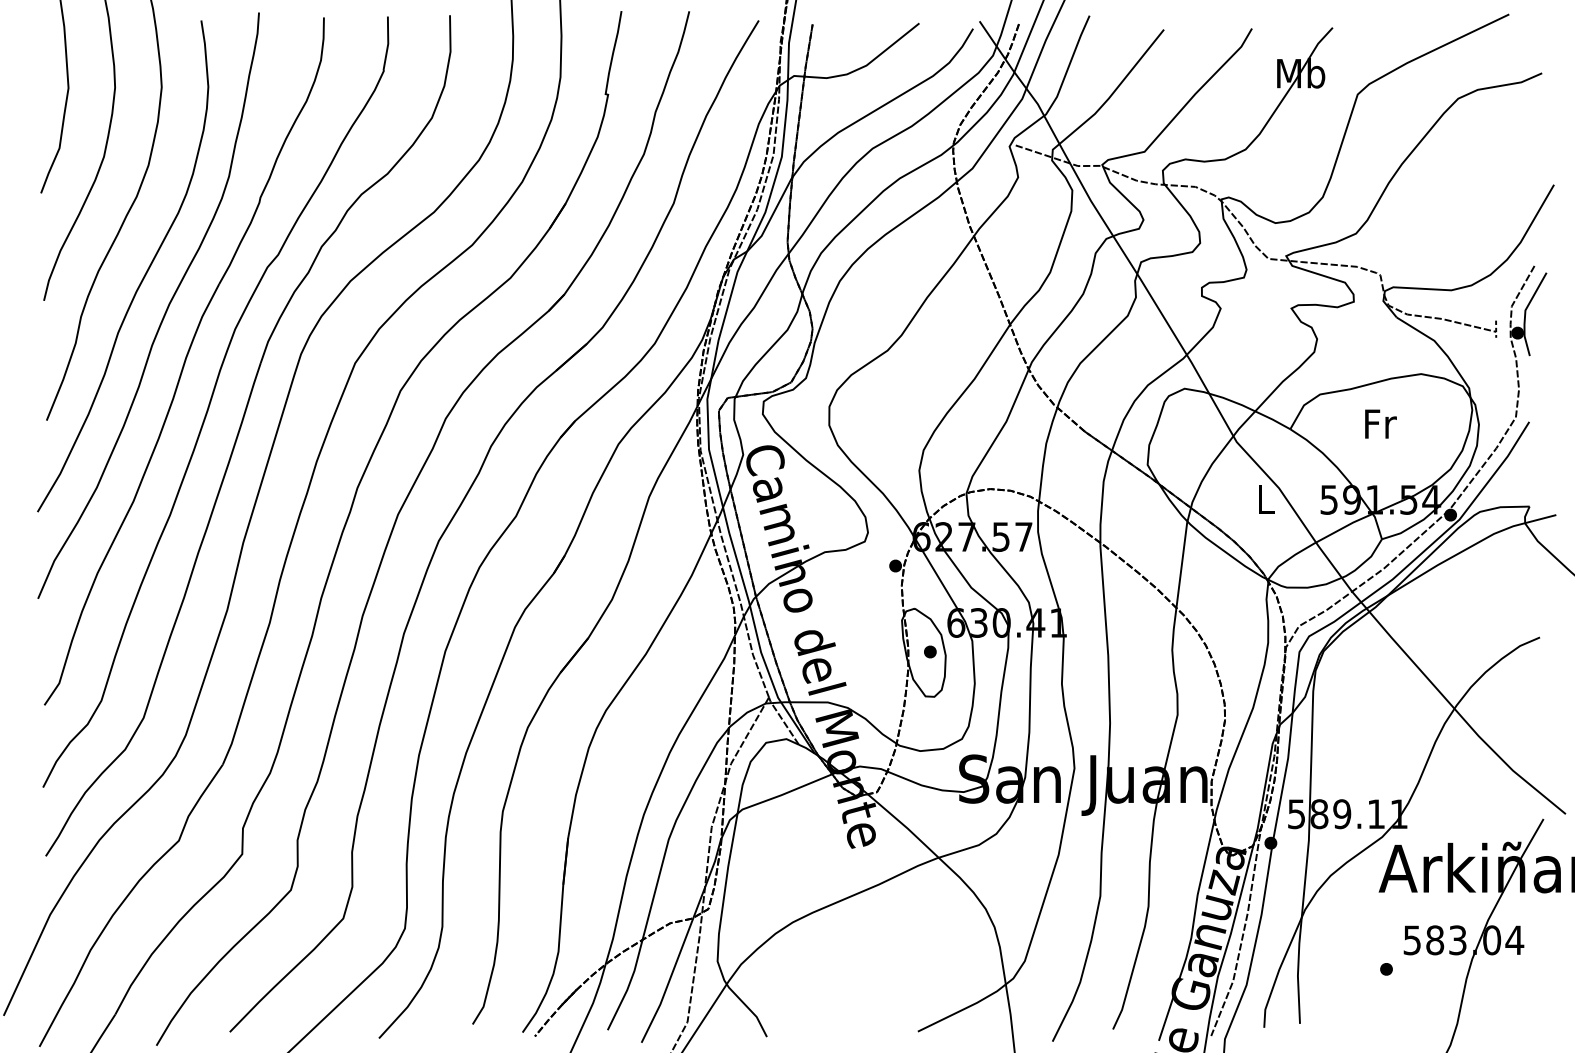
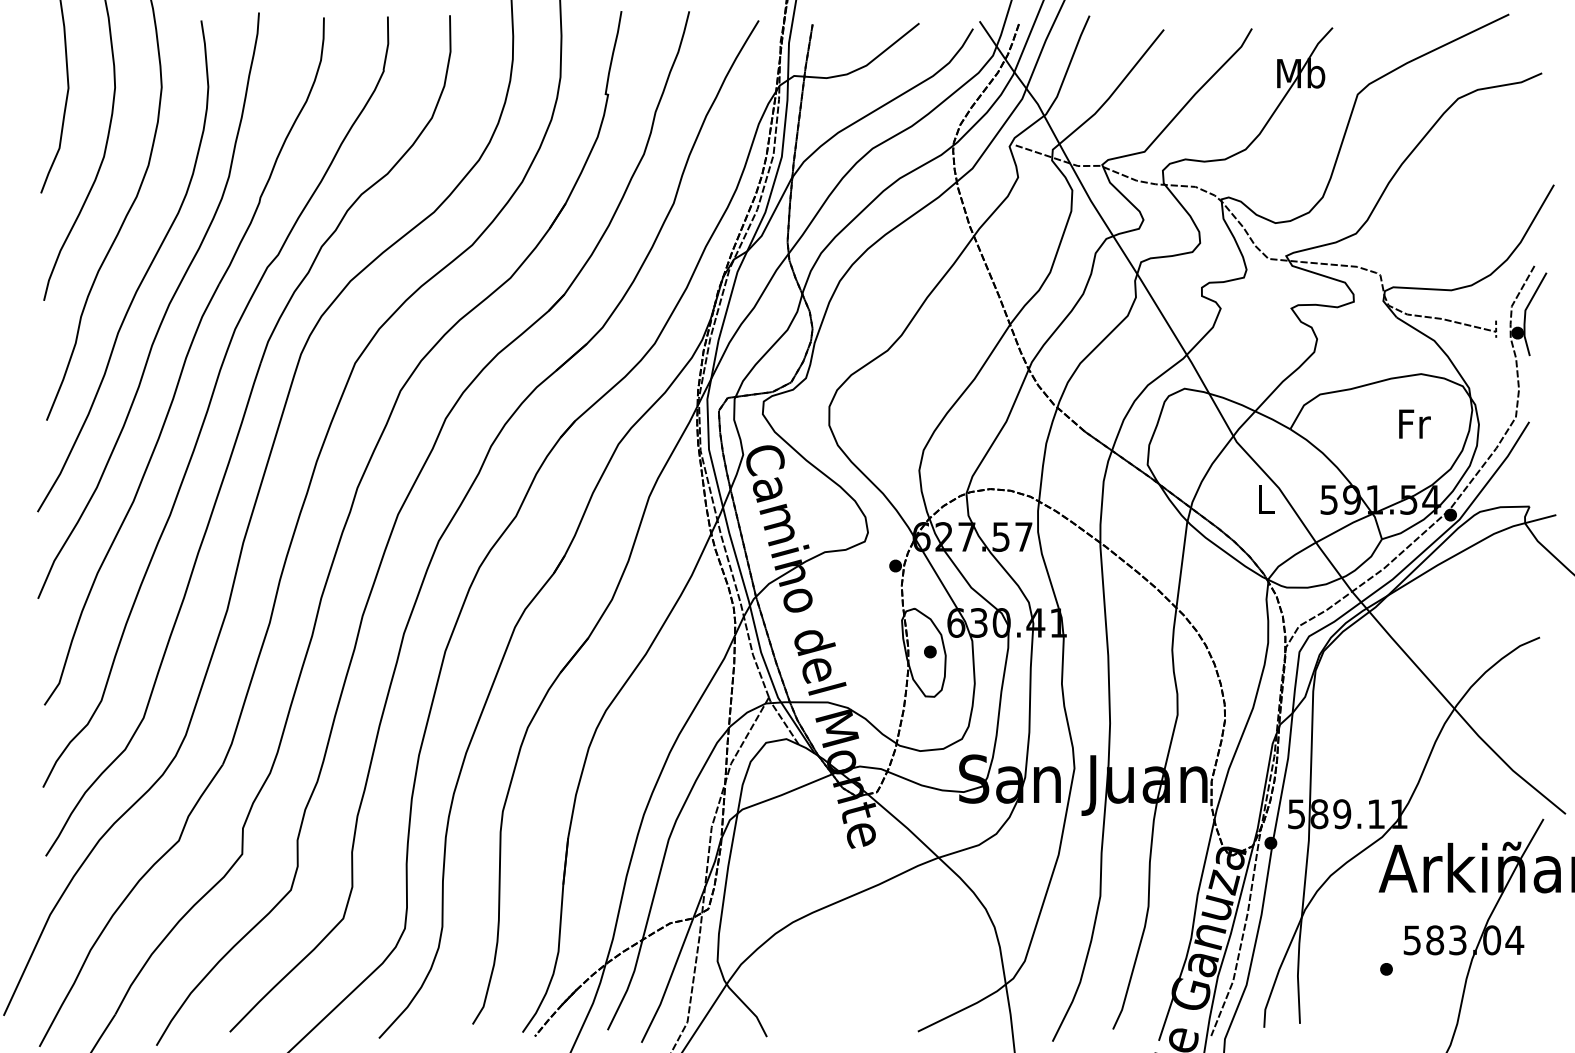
text position: (1380, 423) -> (1414, 423) (1414, 423)
